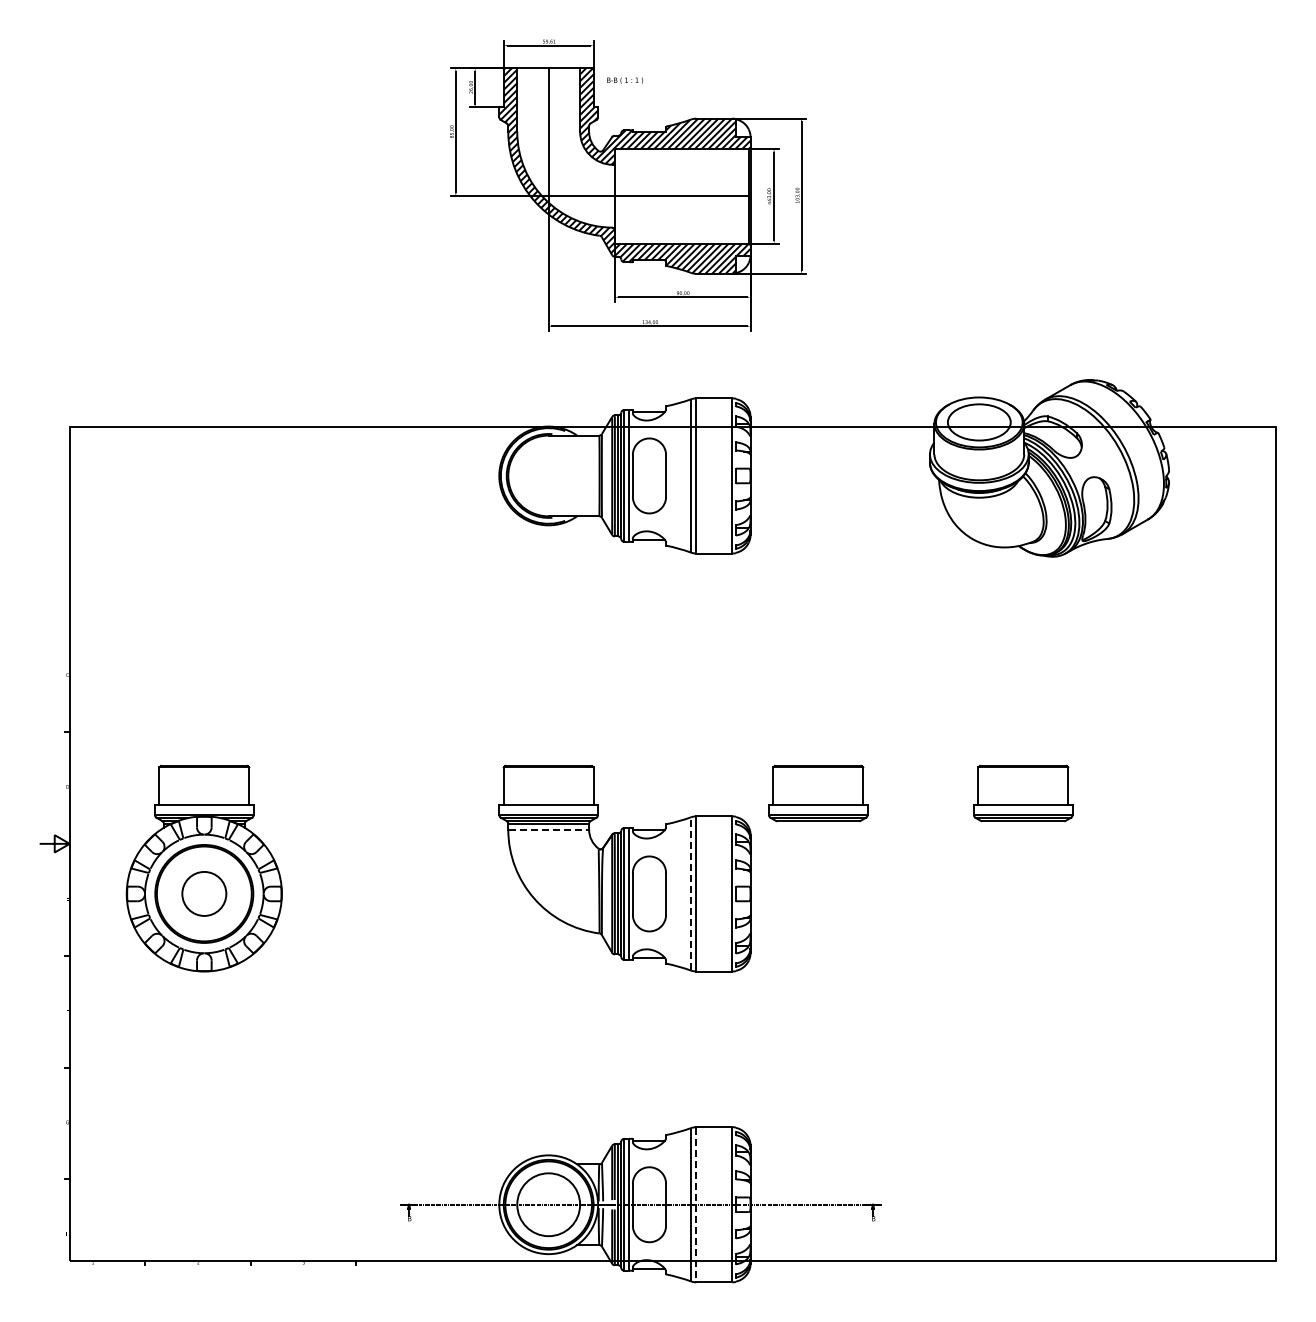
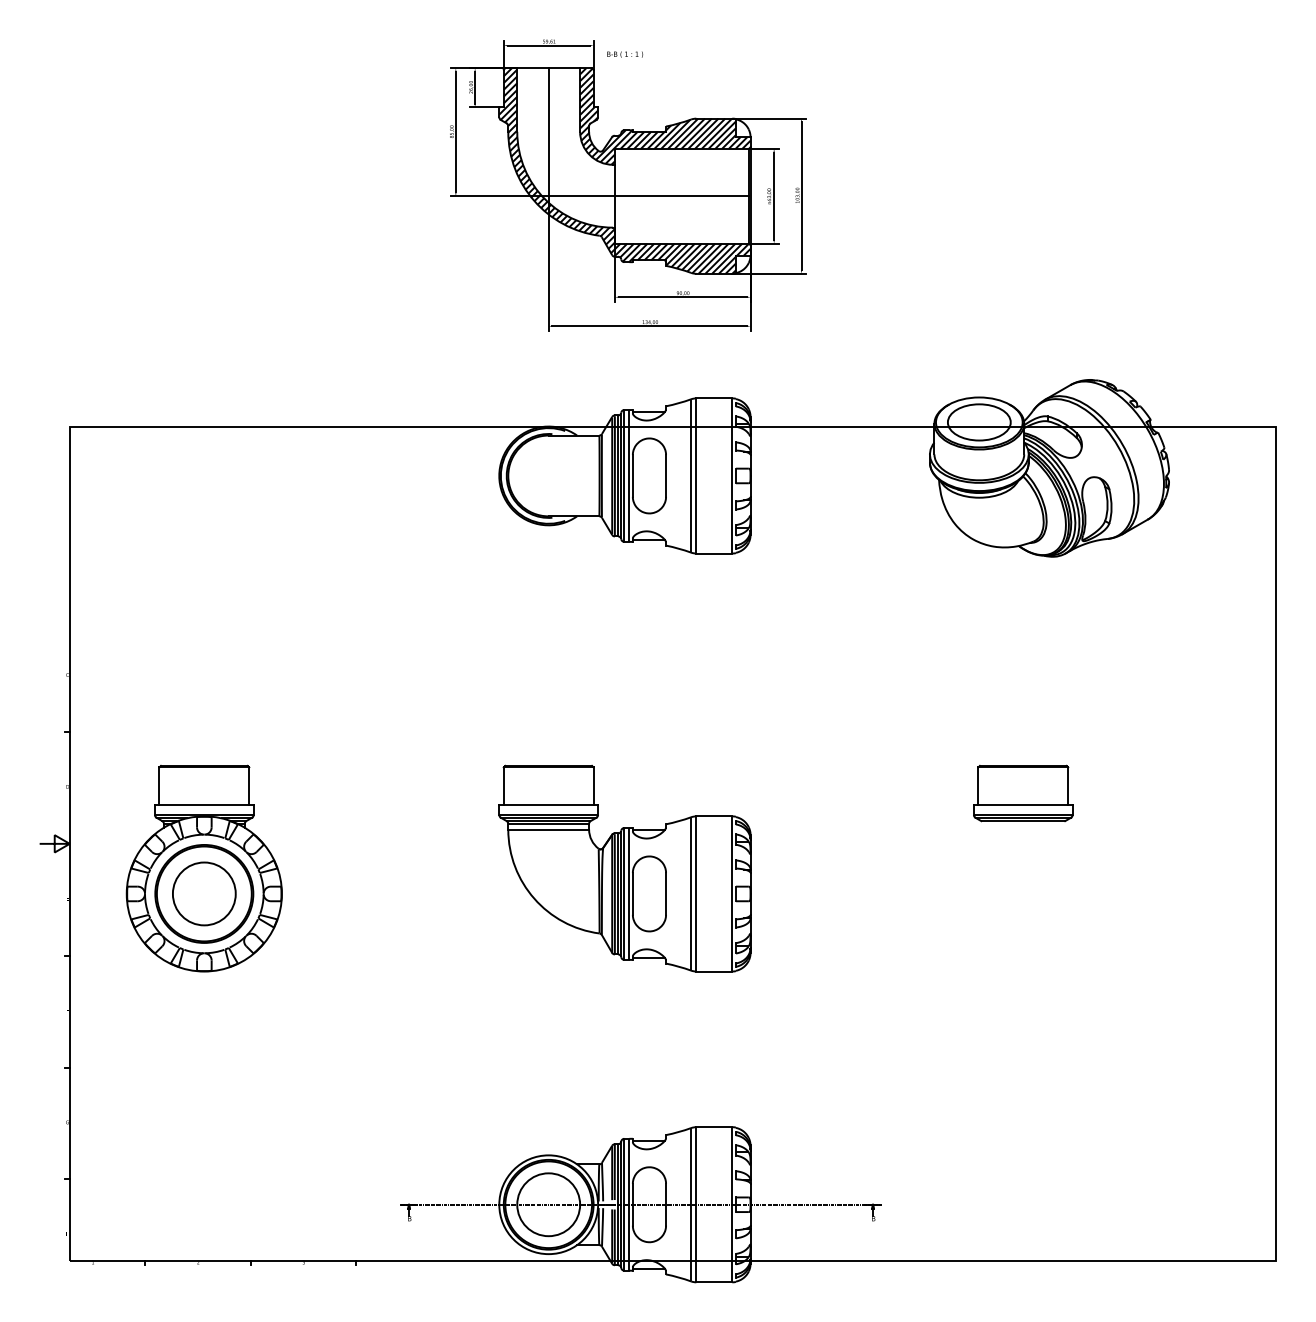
text position: (625, 80) -> (625, 54) (625, 54)
part: present -> none (818, 793)
line: dashed -> solid (548, 829)
circle diameter: 44 px -> 63 px (203, 893)
line: dashed -> solid (691, 893)
line: dashed -> solid (696, 1204)
